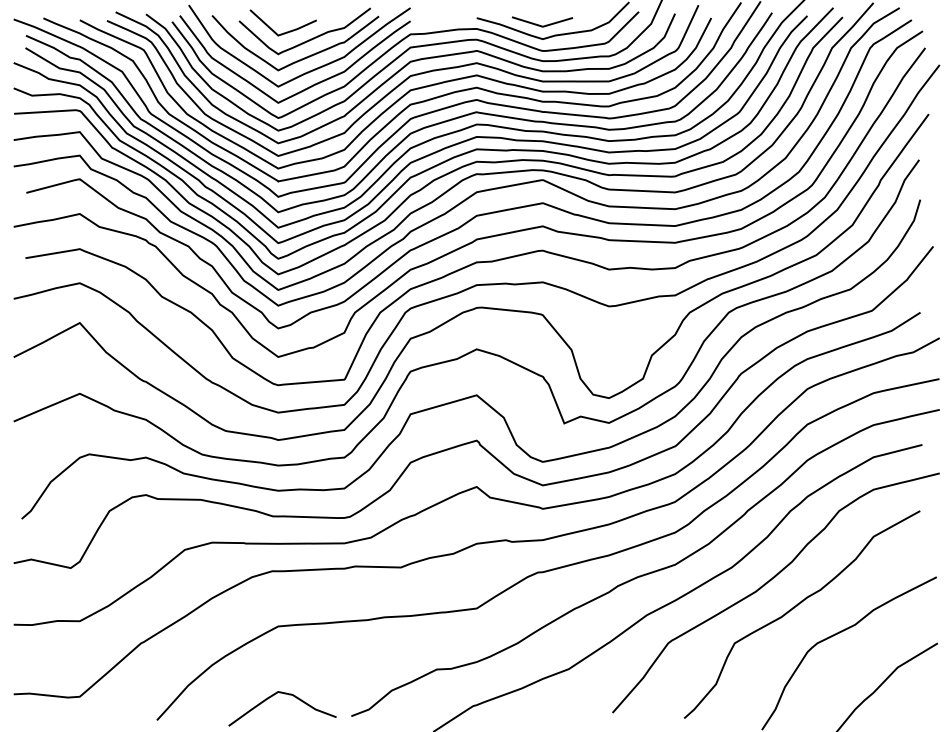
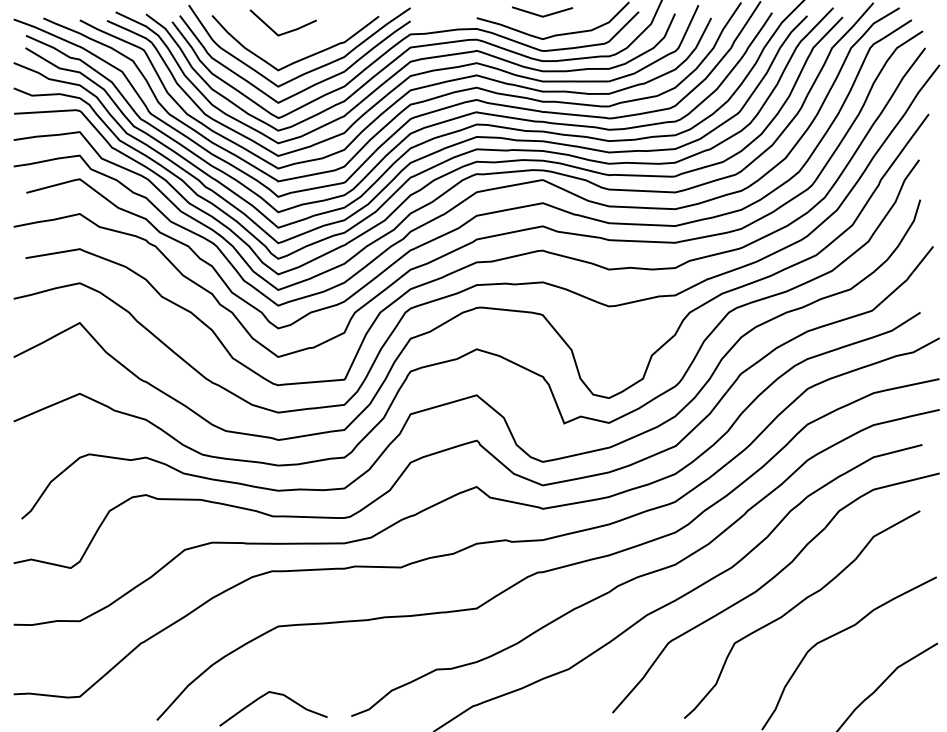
line position: (542, 25) -> (542, 15) (542, 15)
curve: present -> none (308, 39)
curve position: (284, 694) -> (275, 694) (275, 694)
